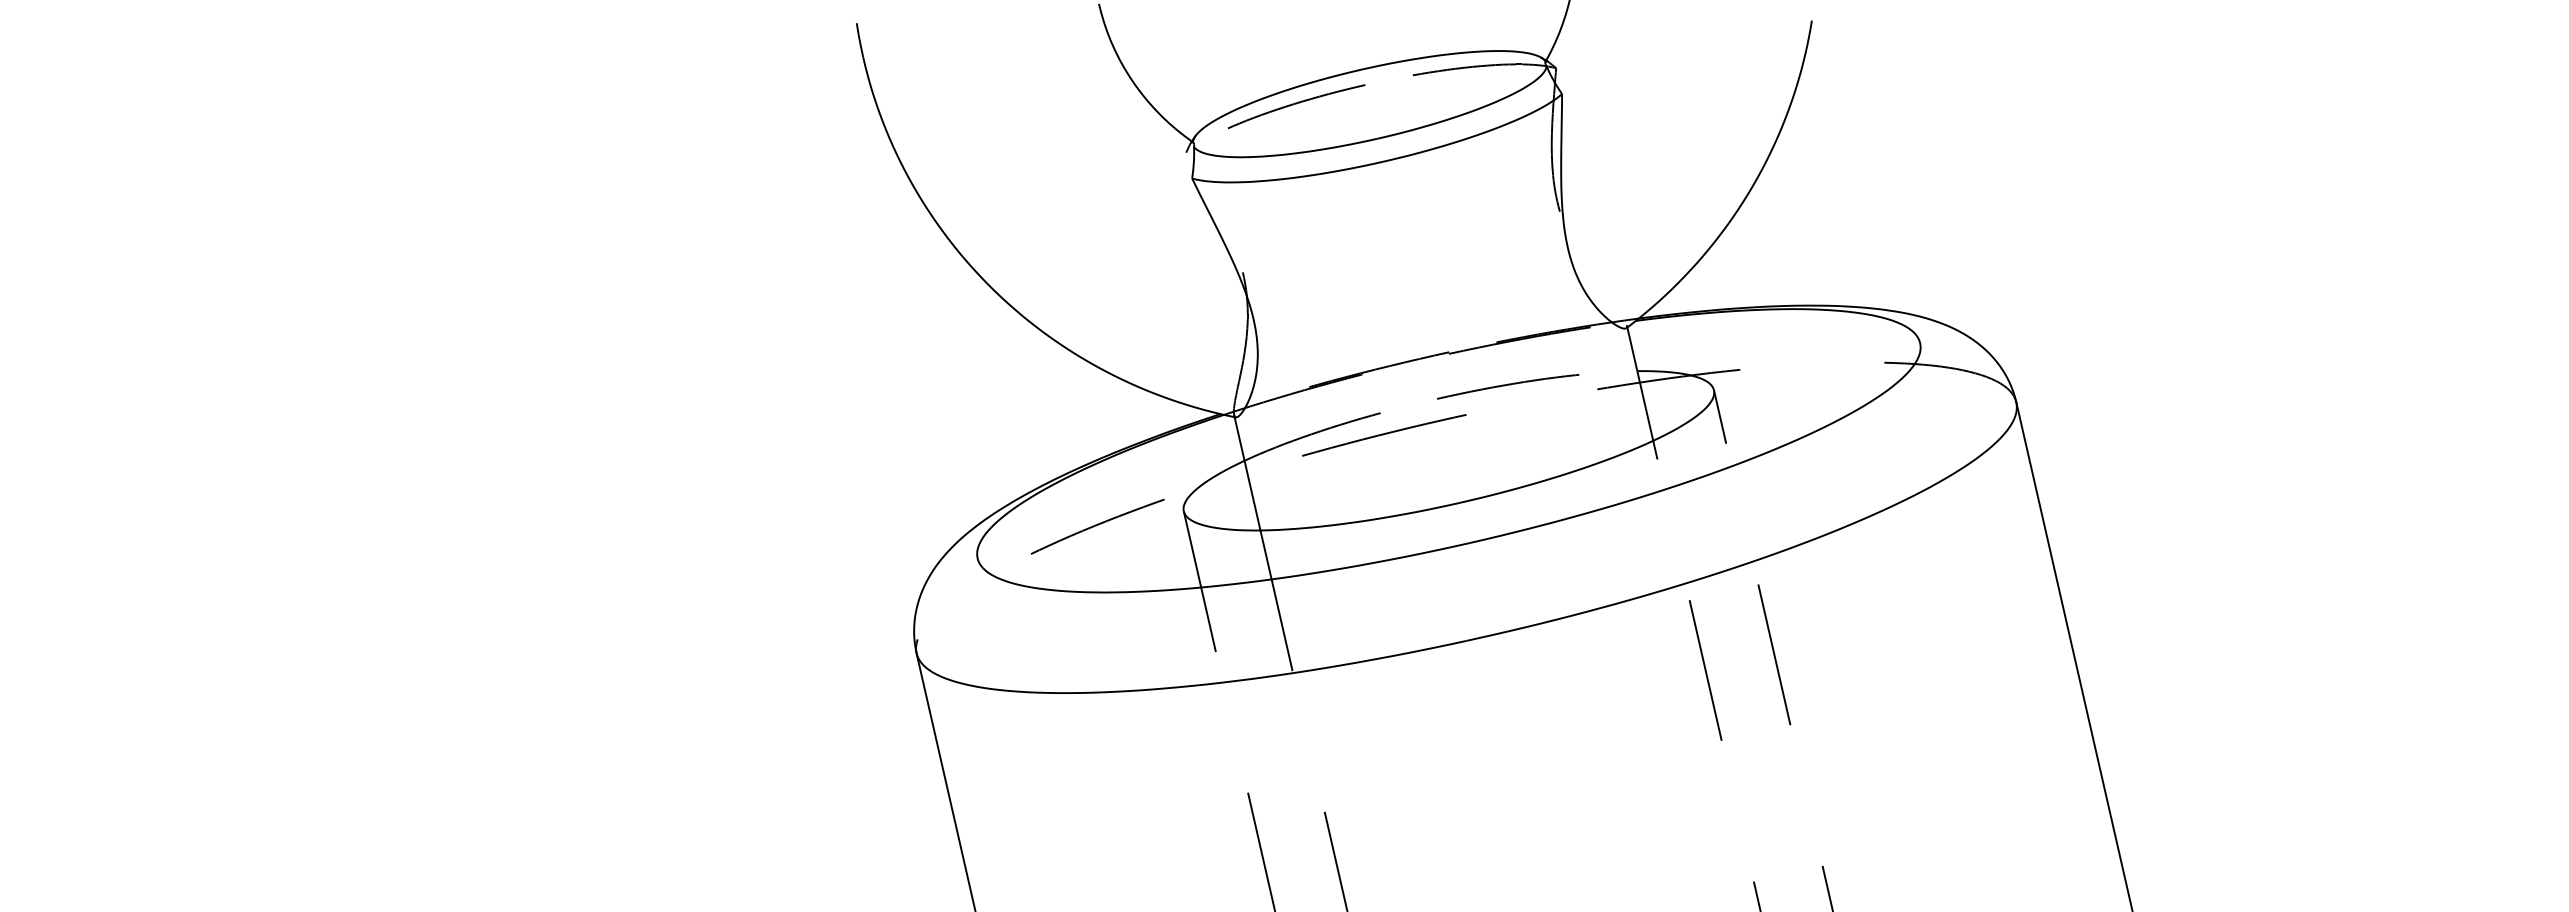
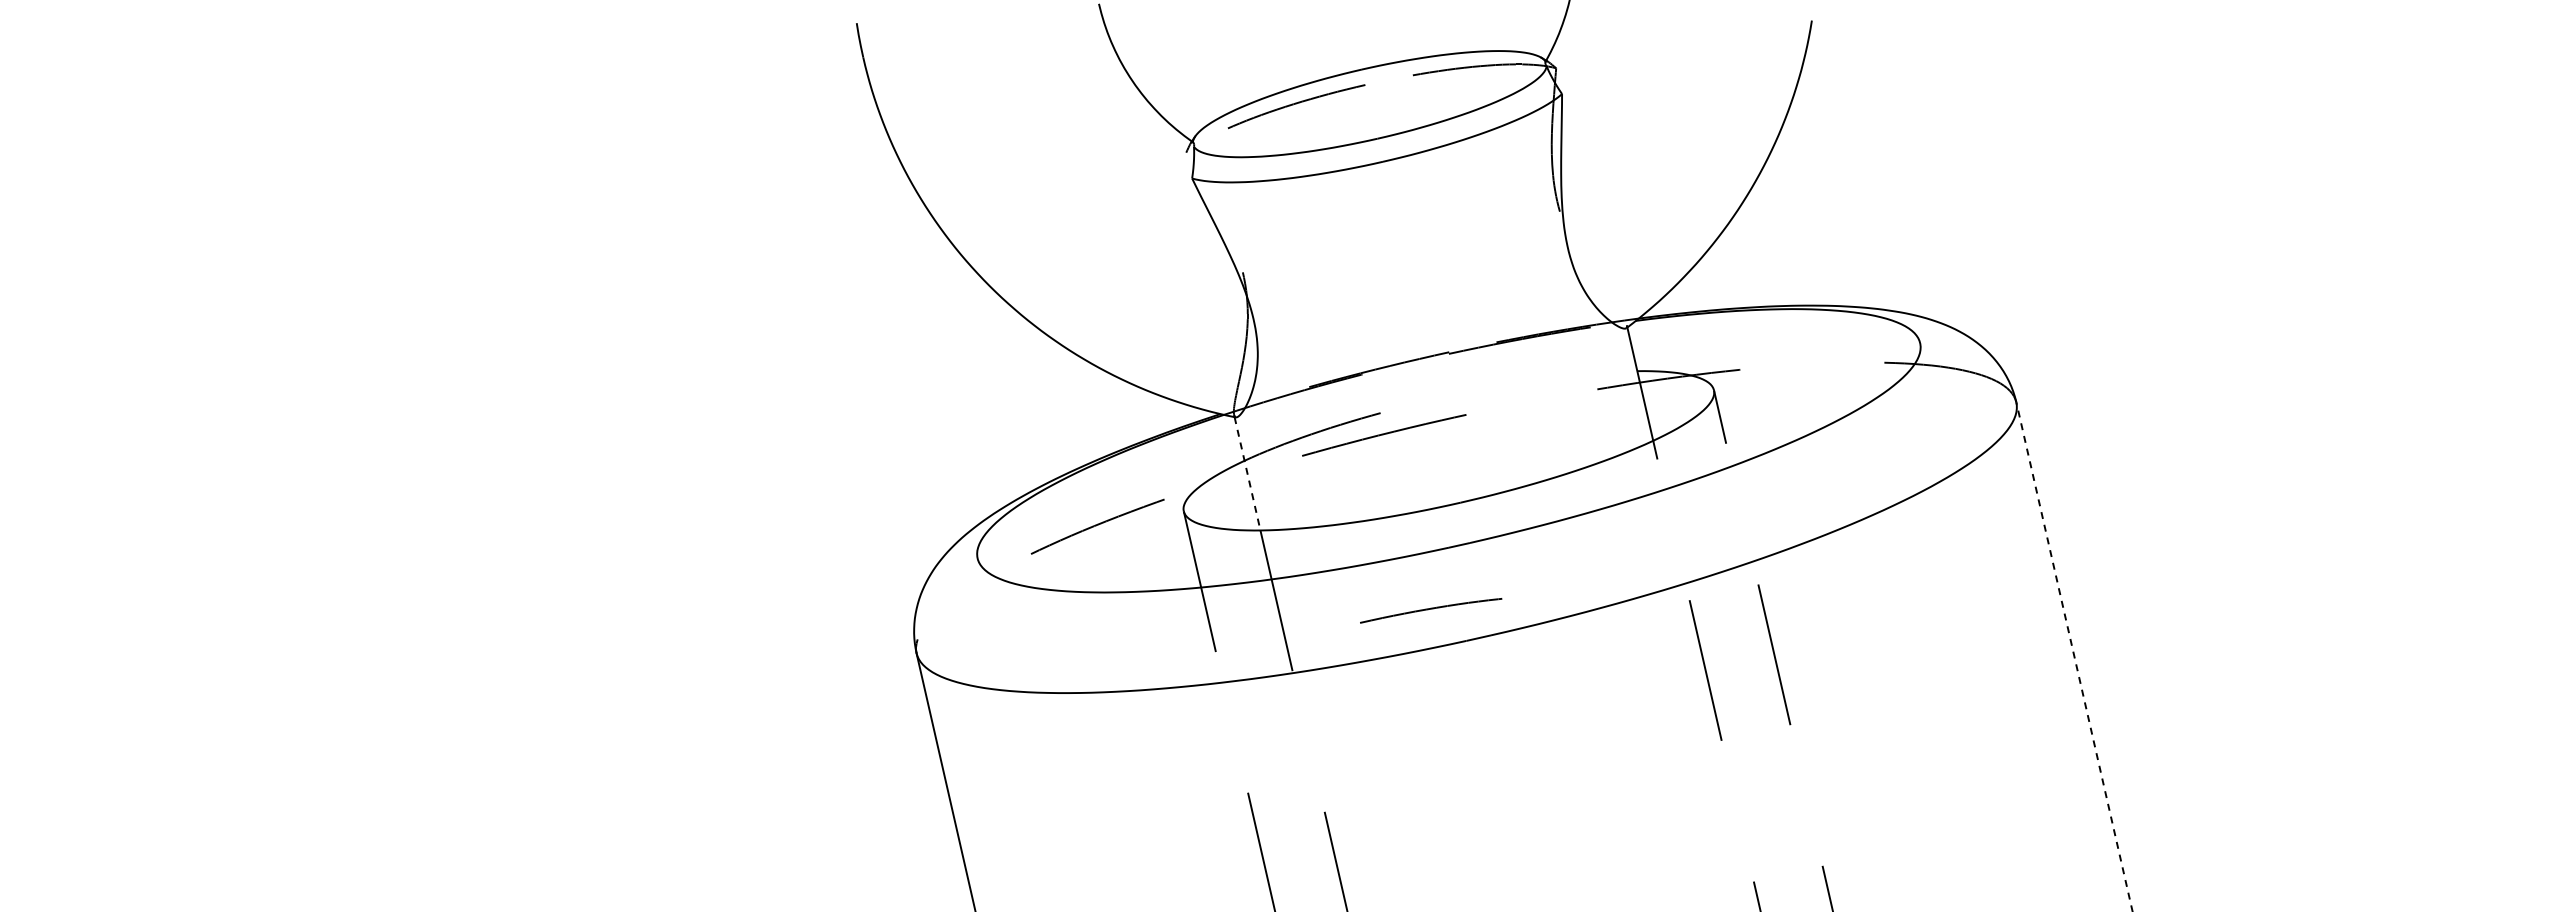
curve position: (1508, 385) -> (1431, 609) (1431, 609)
line: solid -> dashed (1247, 474)
line: solid -> dashed (2074, 656)
